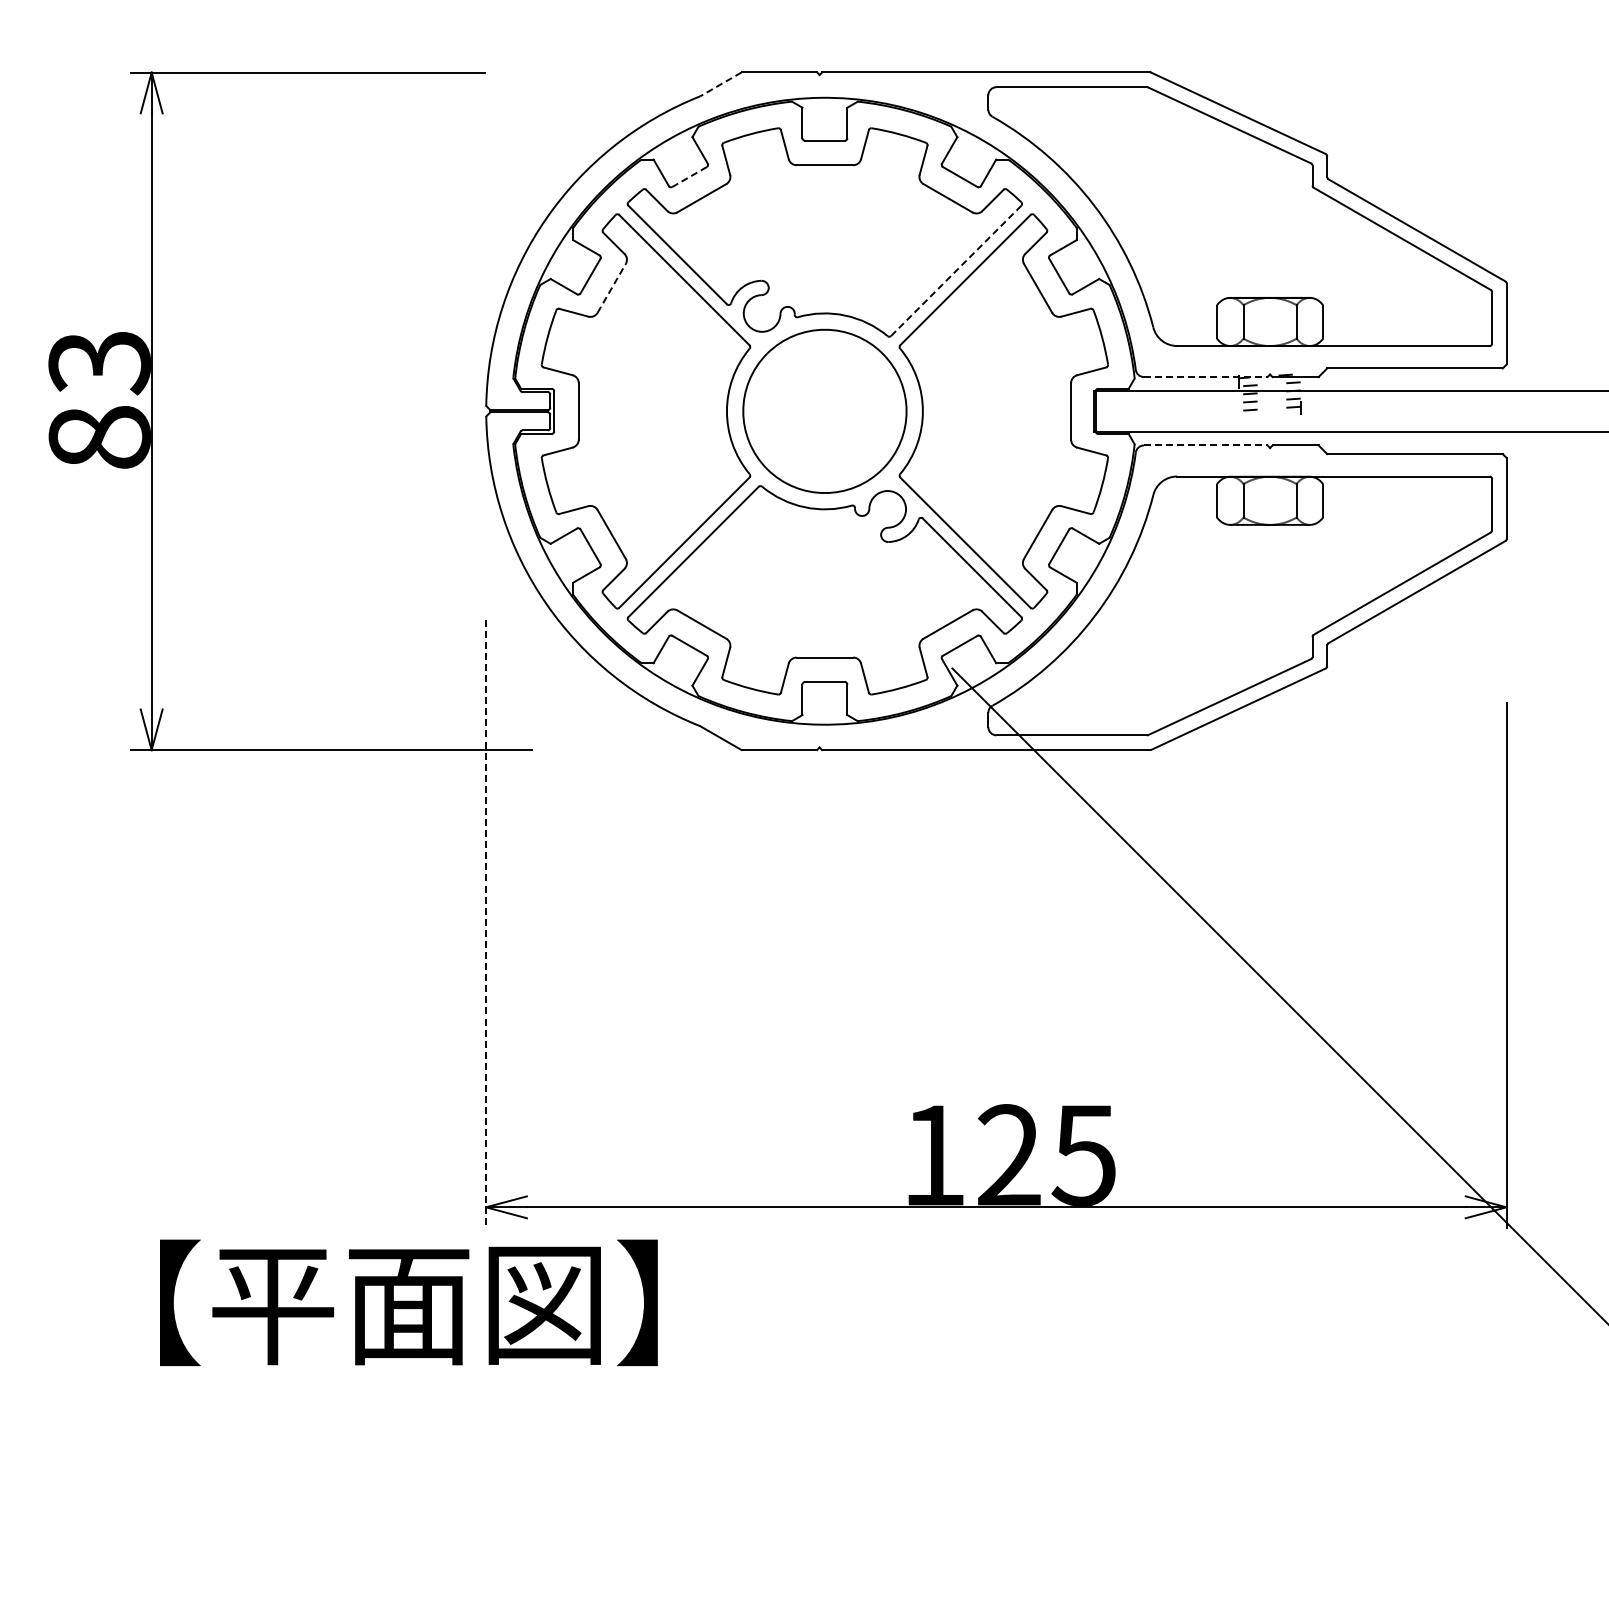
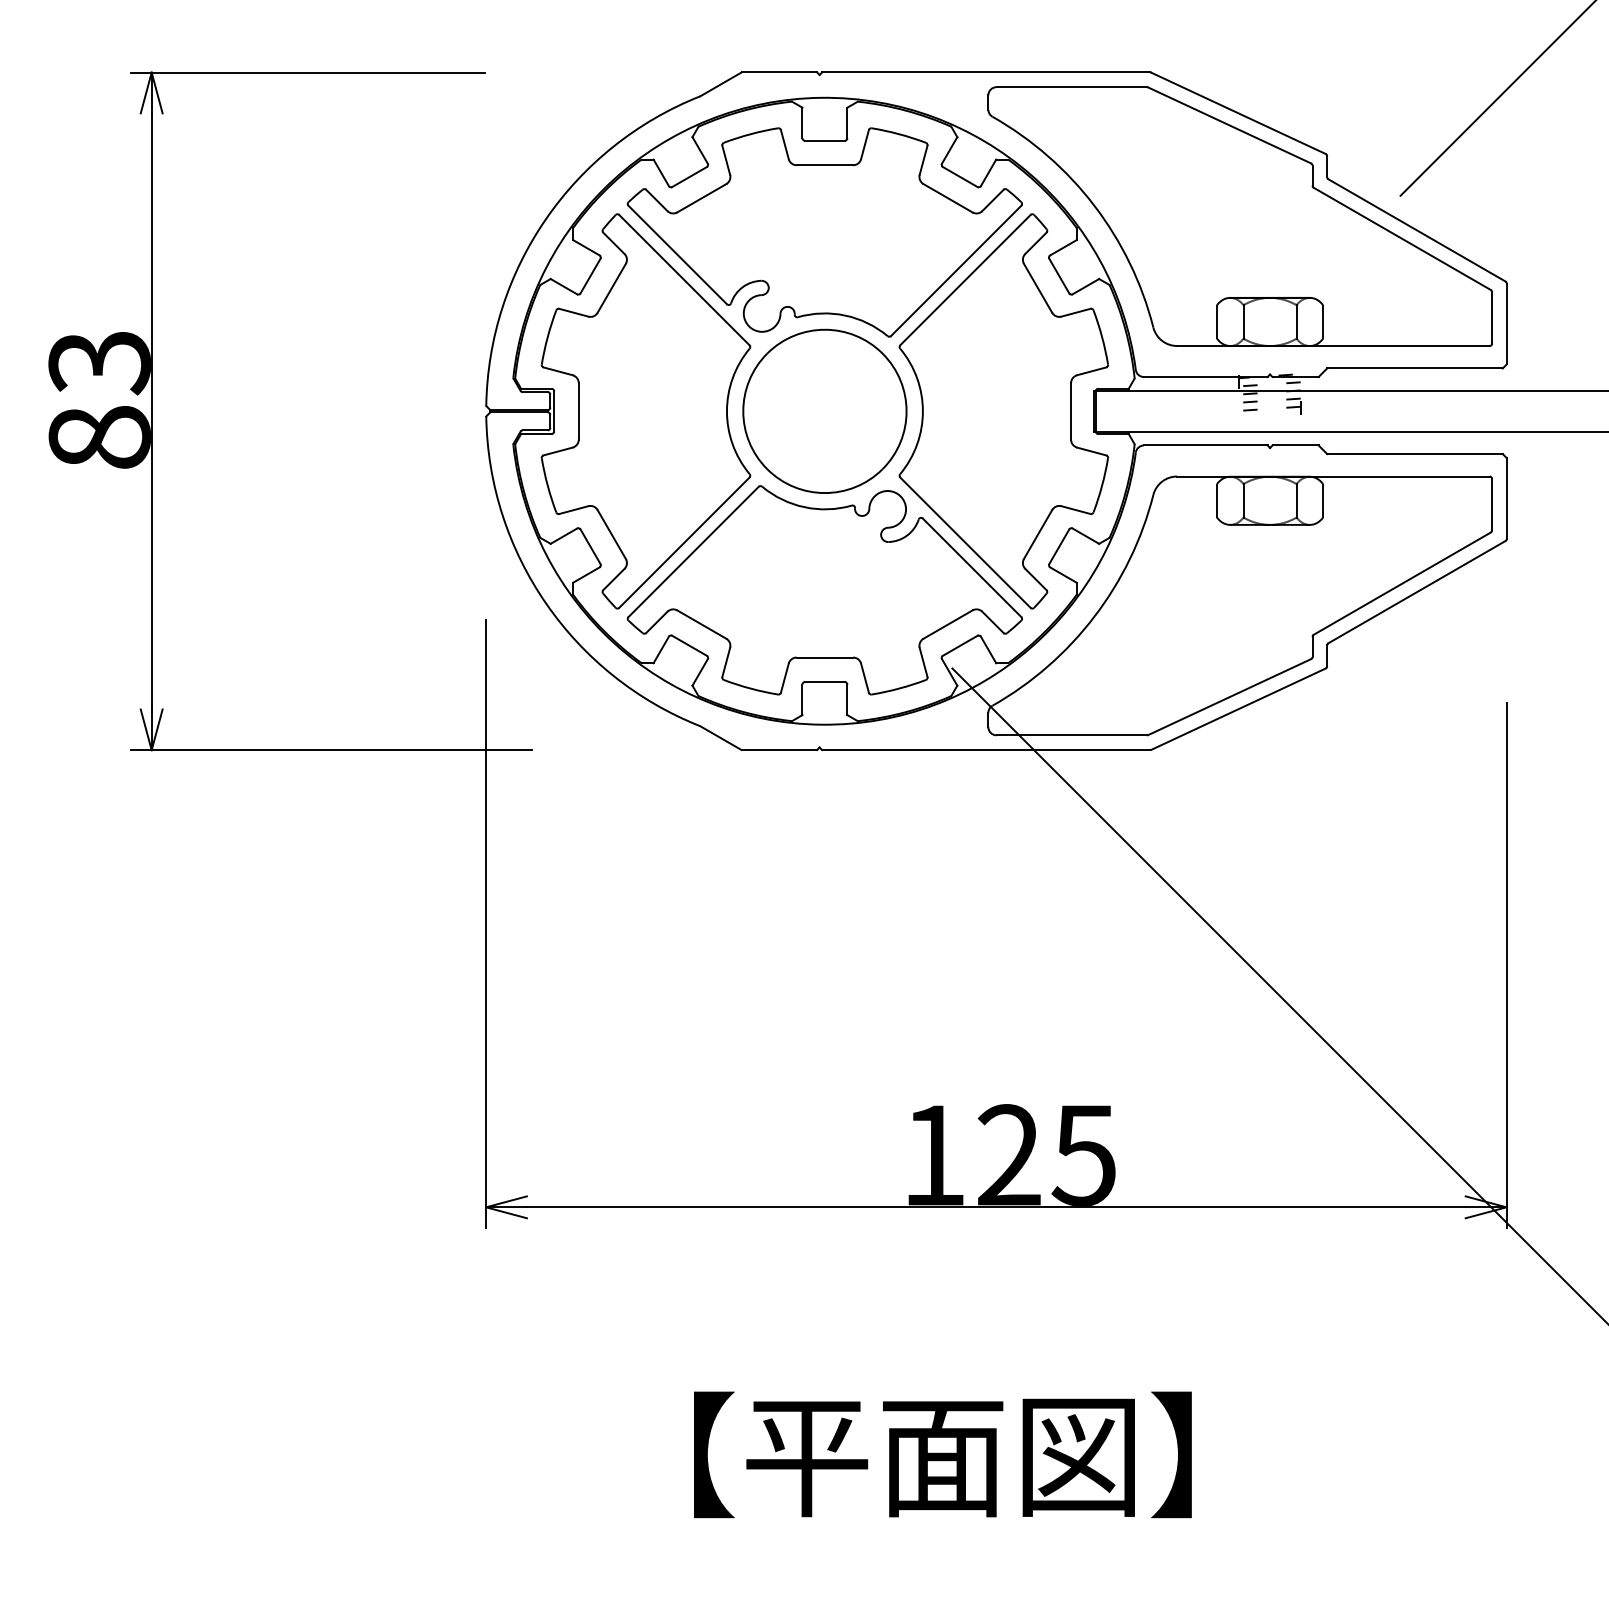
line: dashed -> solid (720, 84)
line: none -> present (1496, 98)
line: dashed -> solid (689, 177)
line: dashed -> solid (955, 271)
line: dashed -> solid (611, 287)
line: dashed -> solid (1205, 377)
line: dashed -> solid (1205, 445)
line: dashed -> solid (486, 924)
text position: (408, 1302) -> (942, 1454) (942, 1454)
